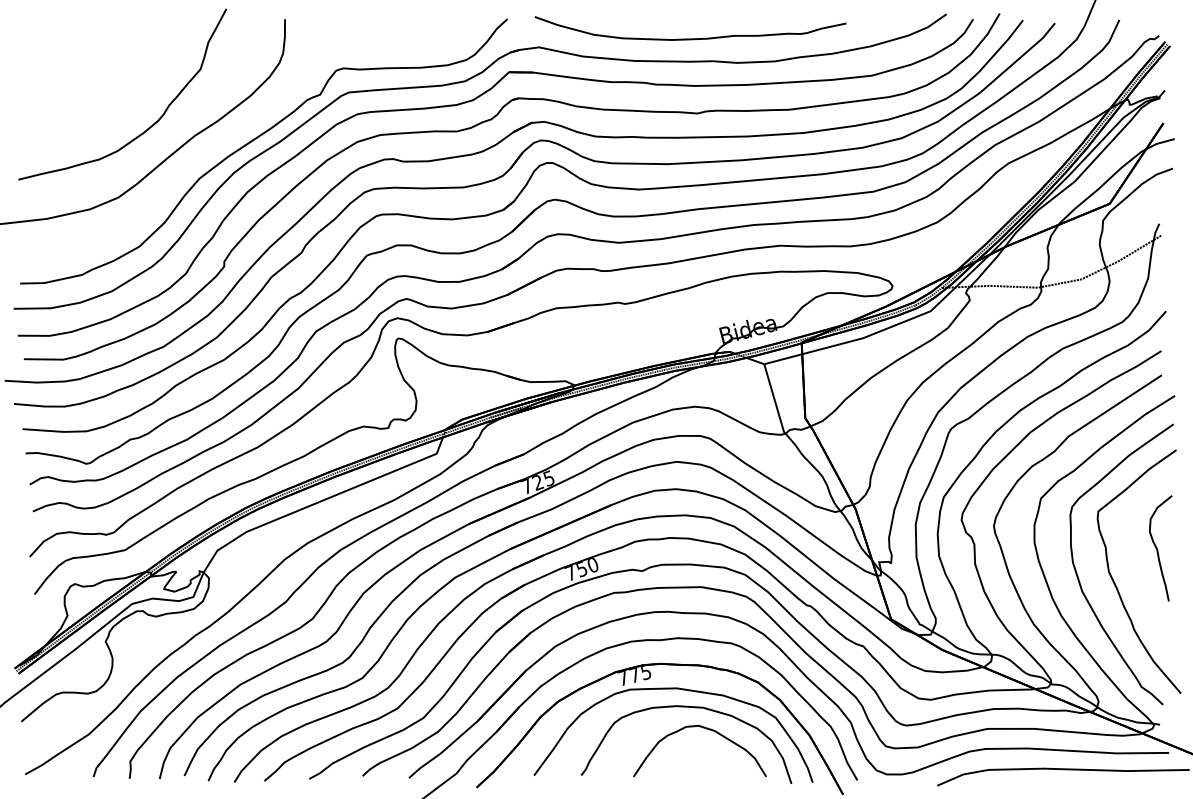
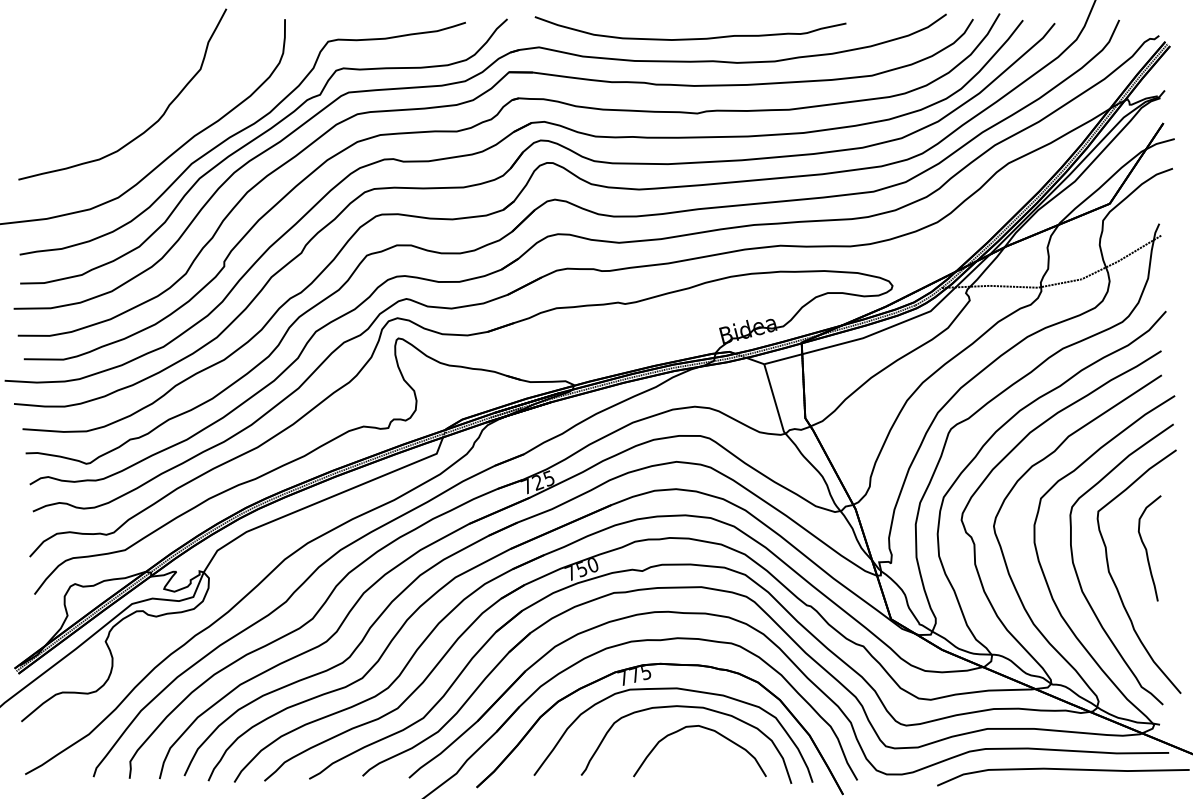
curve: none -> present (239, 133)
curve position: (1158, 549) -> (1147, 549) (1147, 549)
